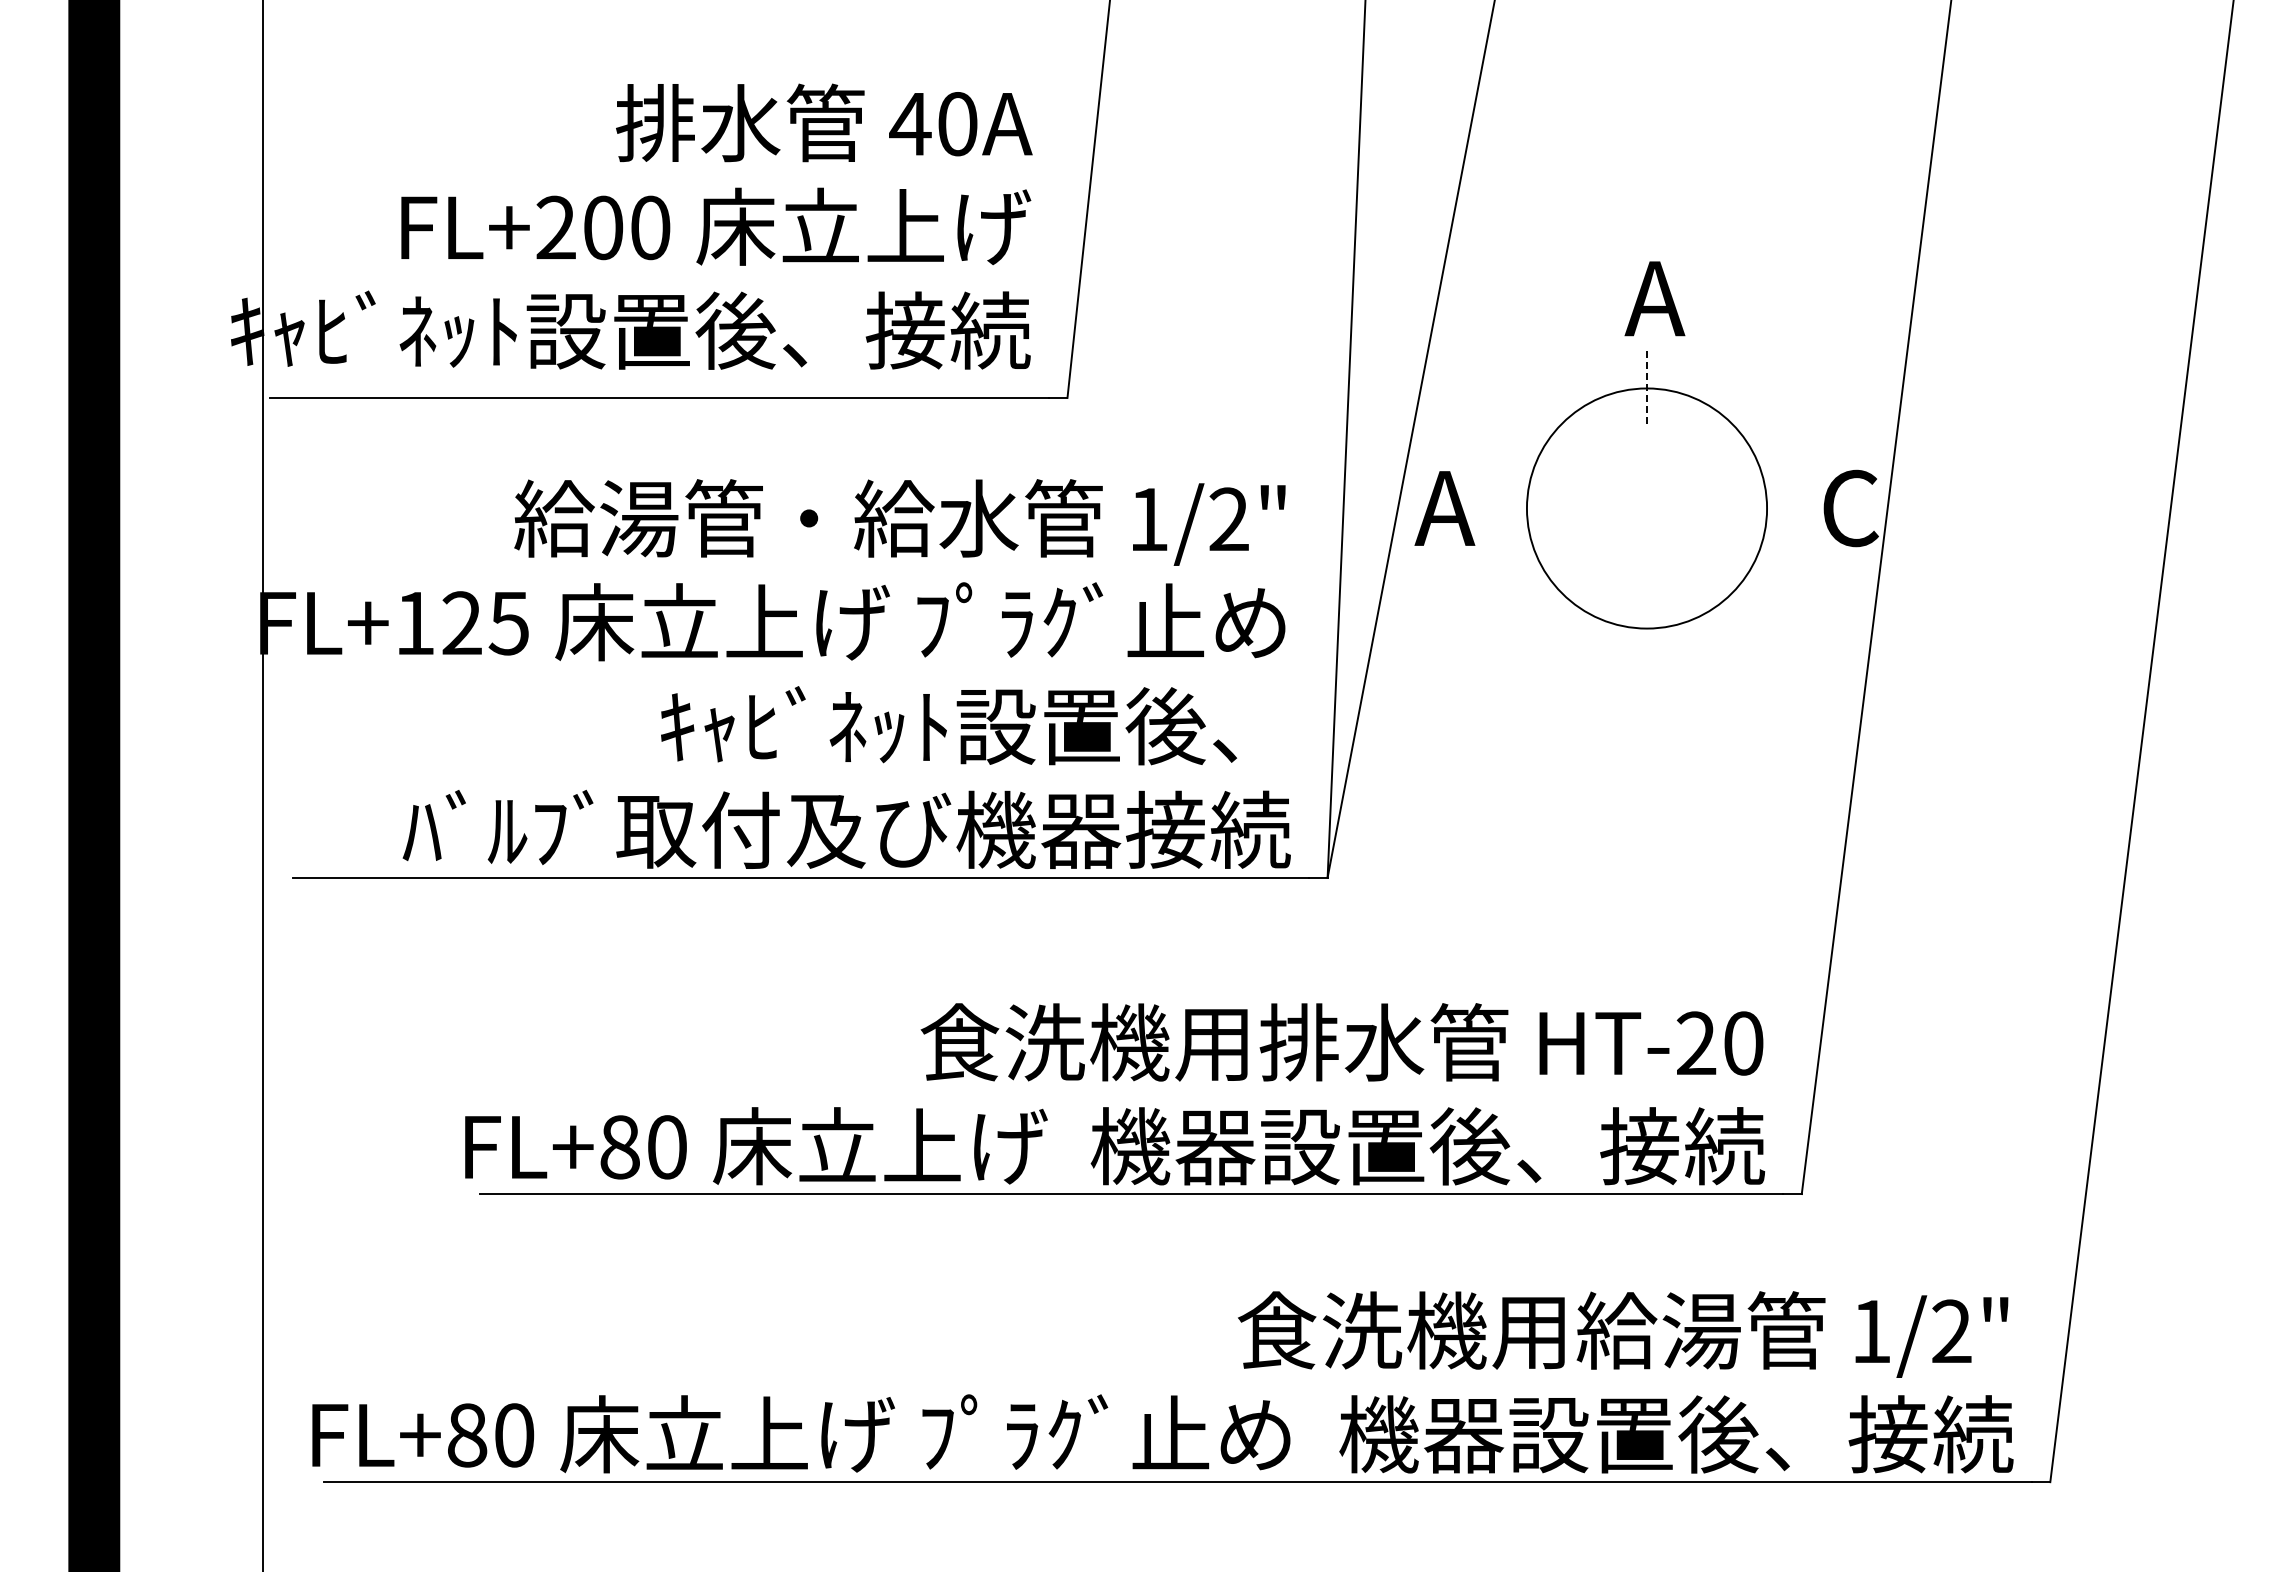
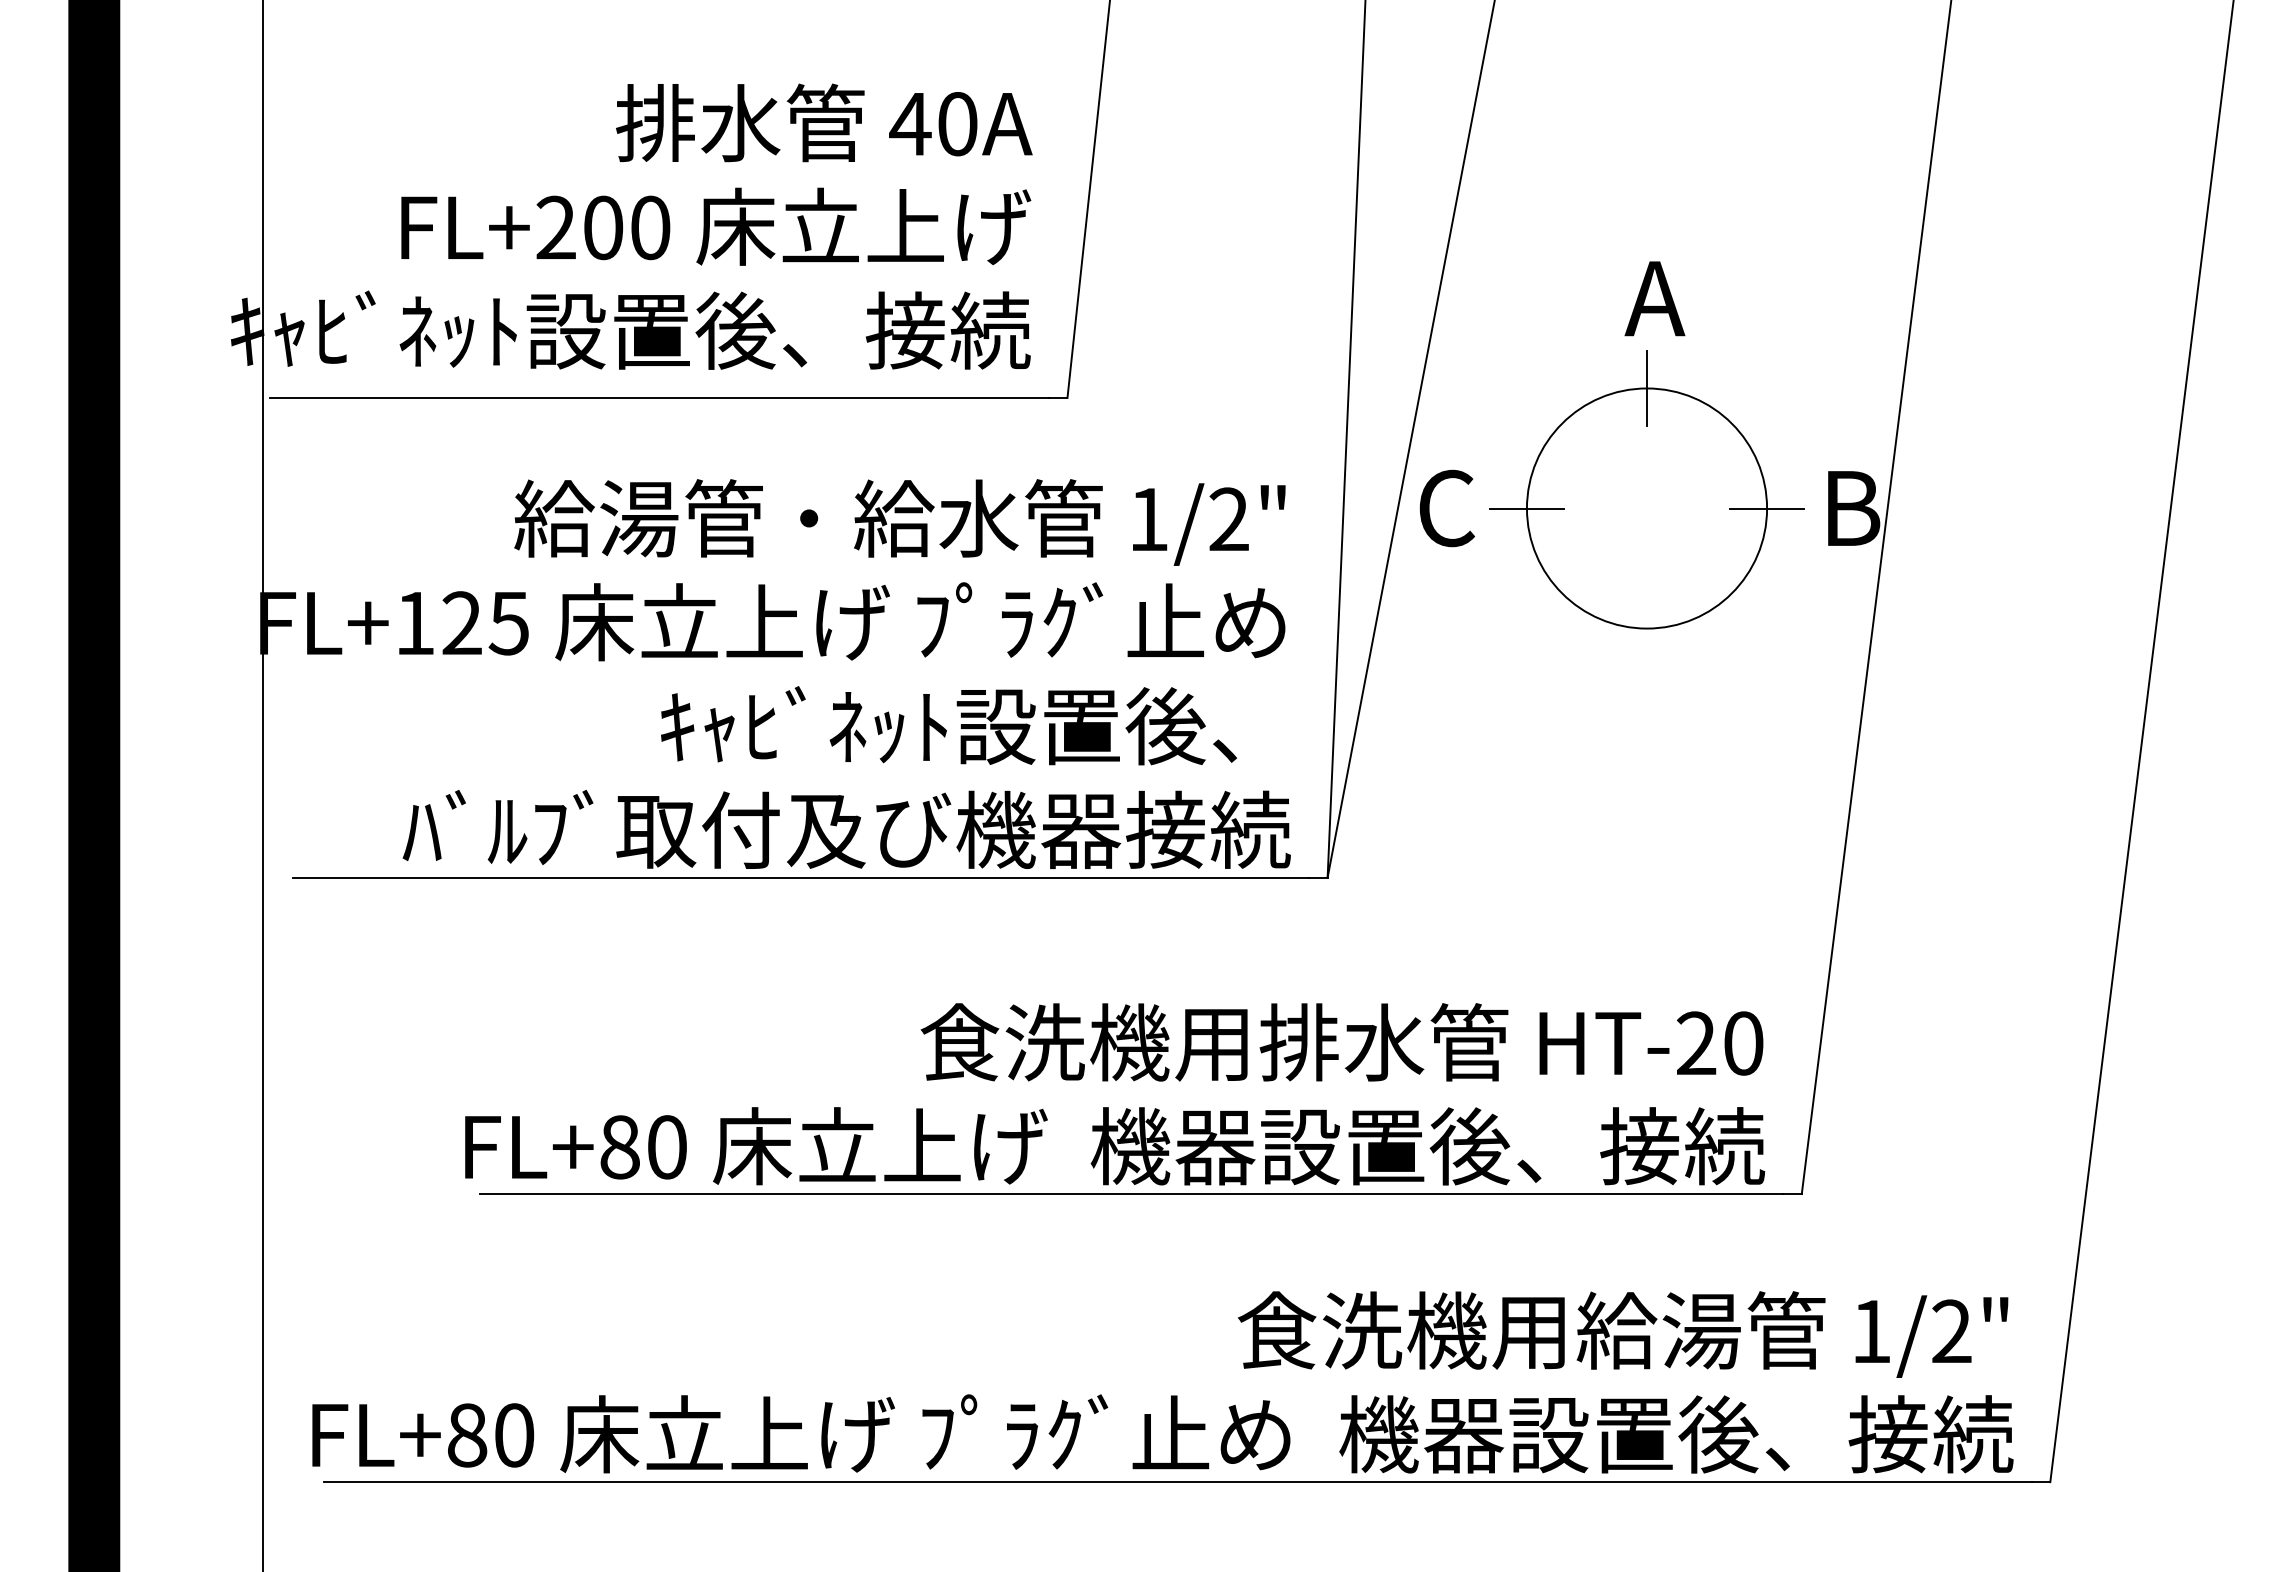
line: dashed -> solid (1647, 388)
text: A -> C (1444, 508)
line: none -> present (1526, 508)
line: none -> present (1766, 508)
text: C -> B (1851, 508)
